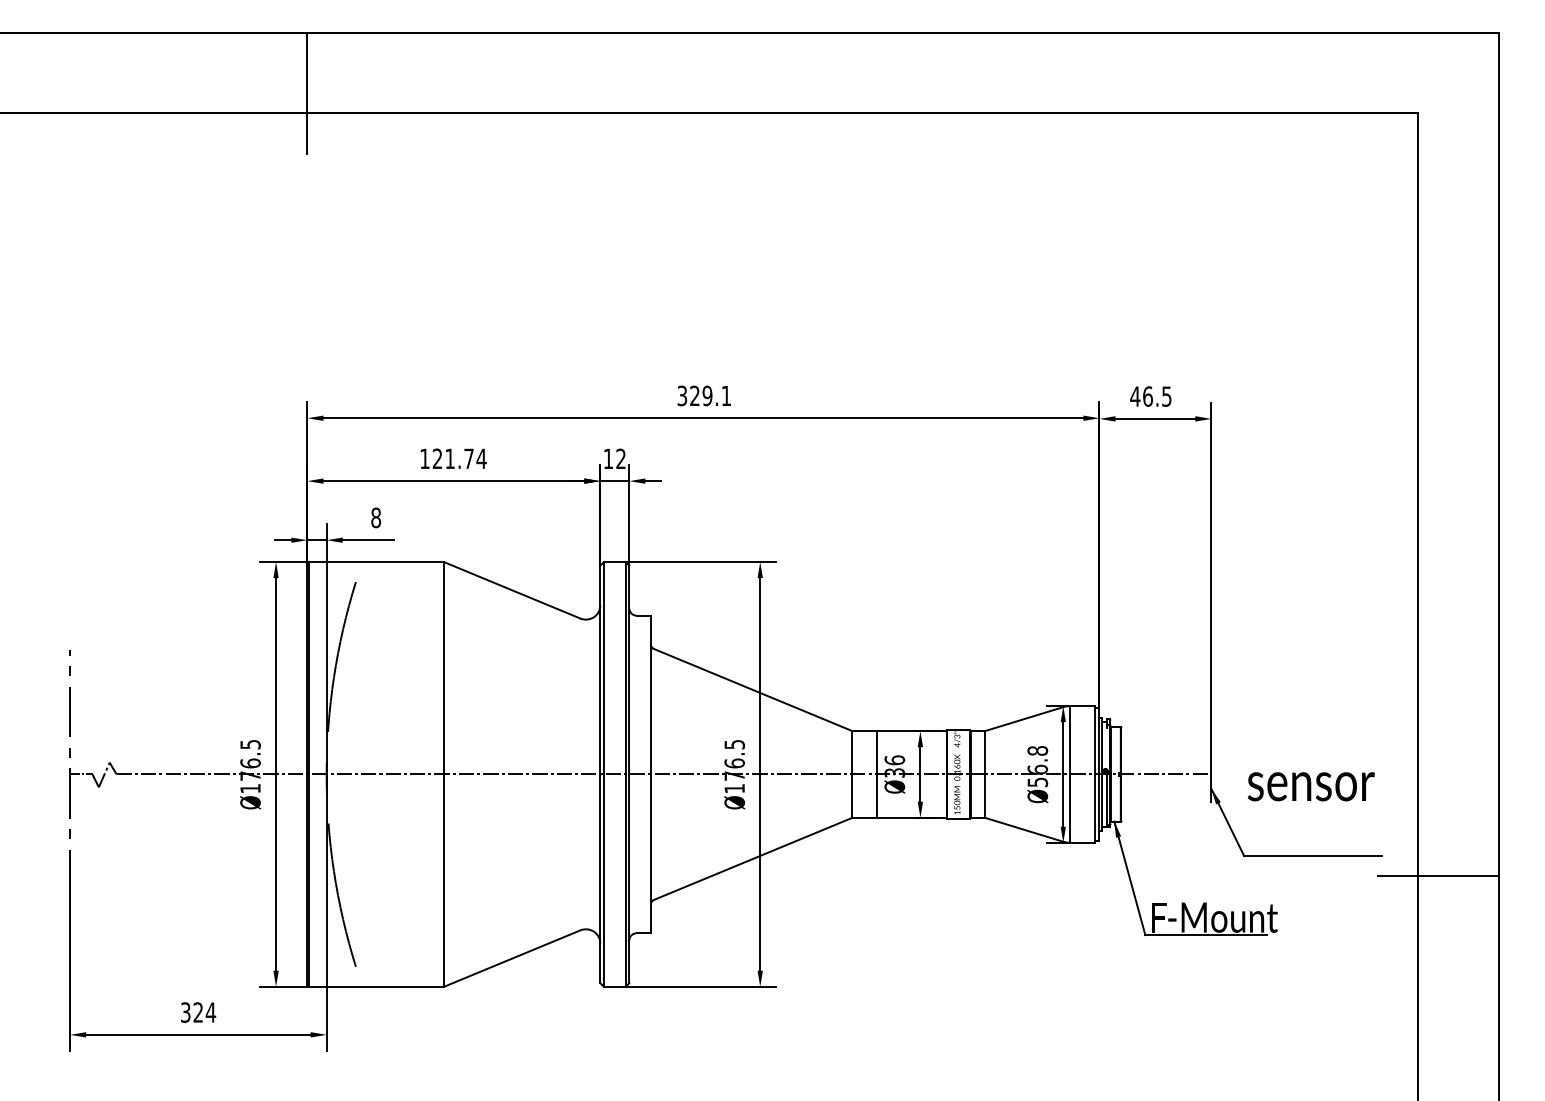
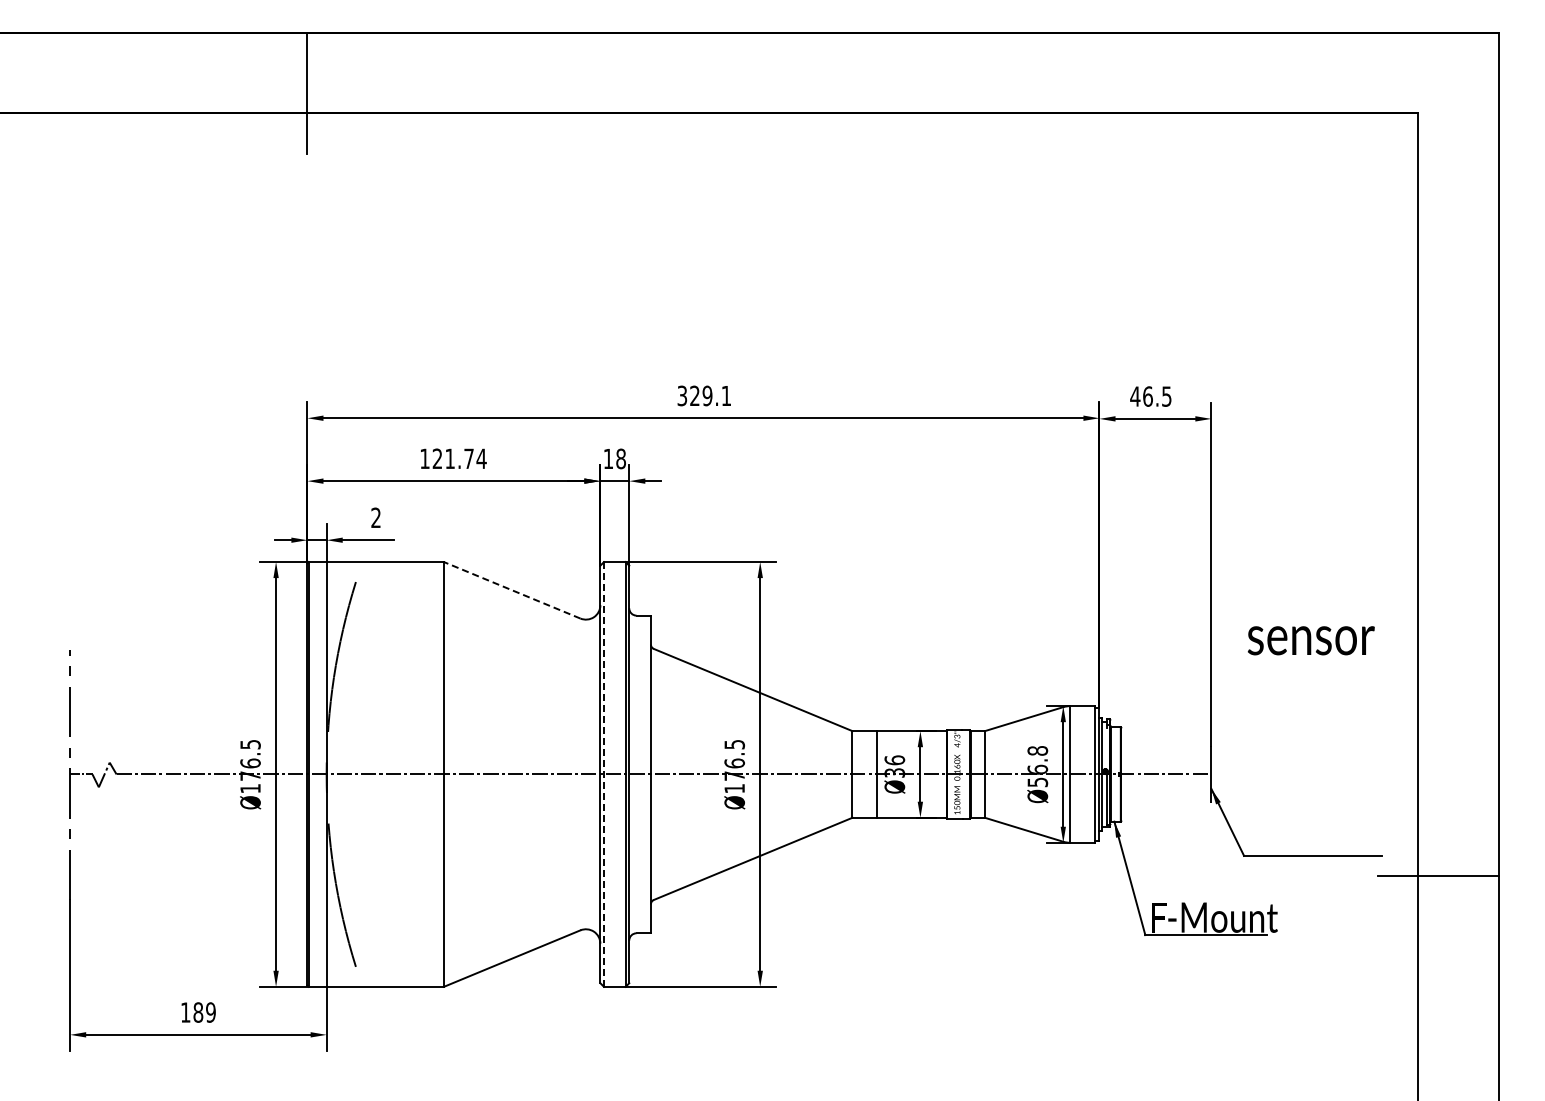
text: 12 -> 18 (620, 458)
text: 8 -> 2 (376, 517)
line: solid -> dashed (512, 590)
line: solid -> dashed (604, 773)
text position: (1310, 786) -> (1310, 640) (1310, 640)
text: 324 -> 189 (198, 1012)
